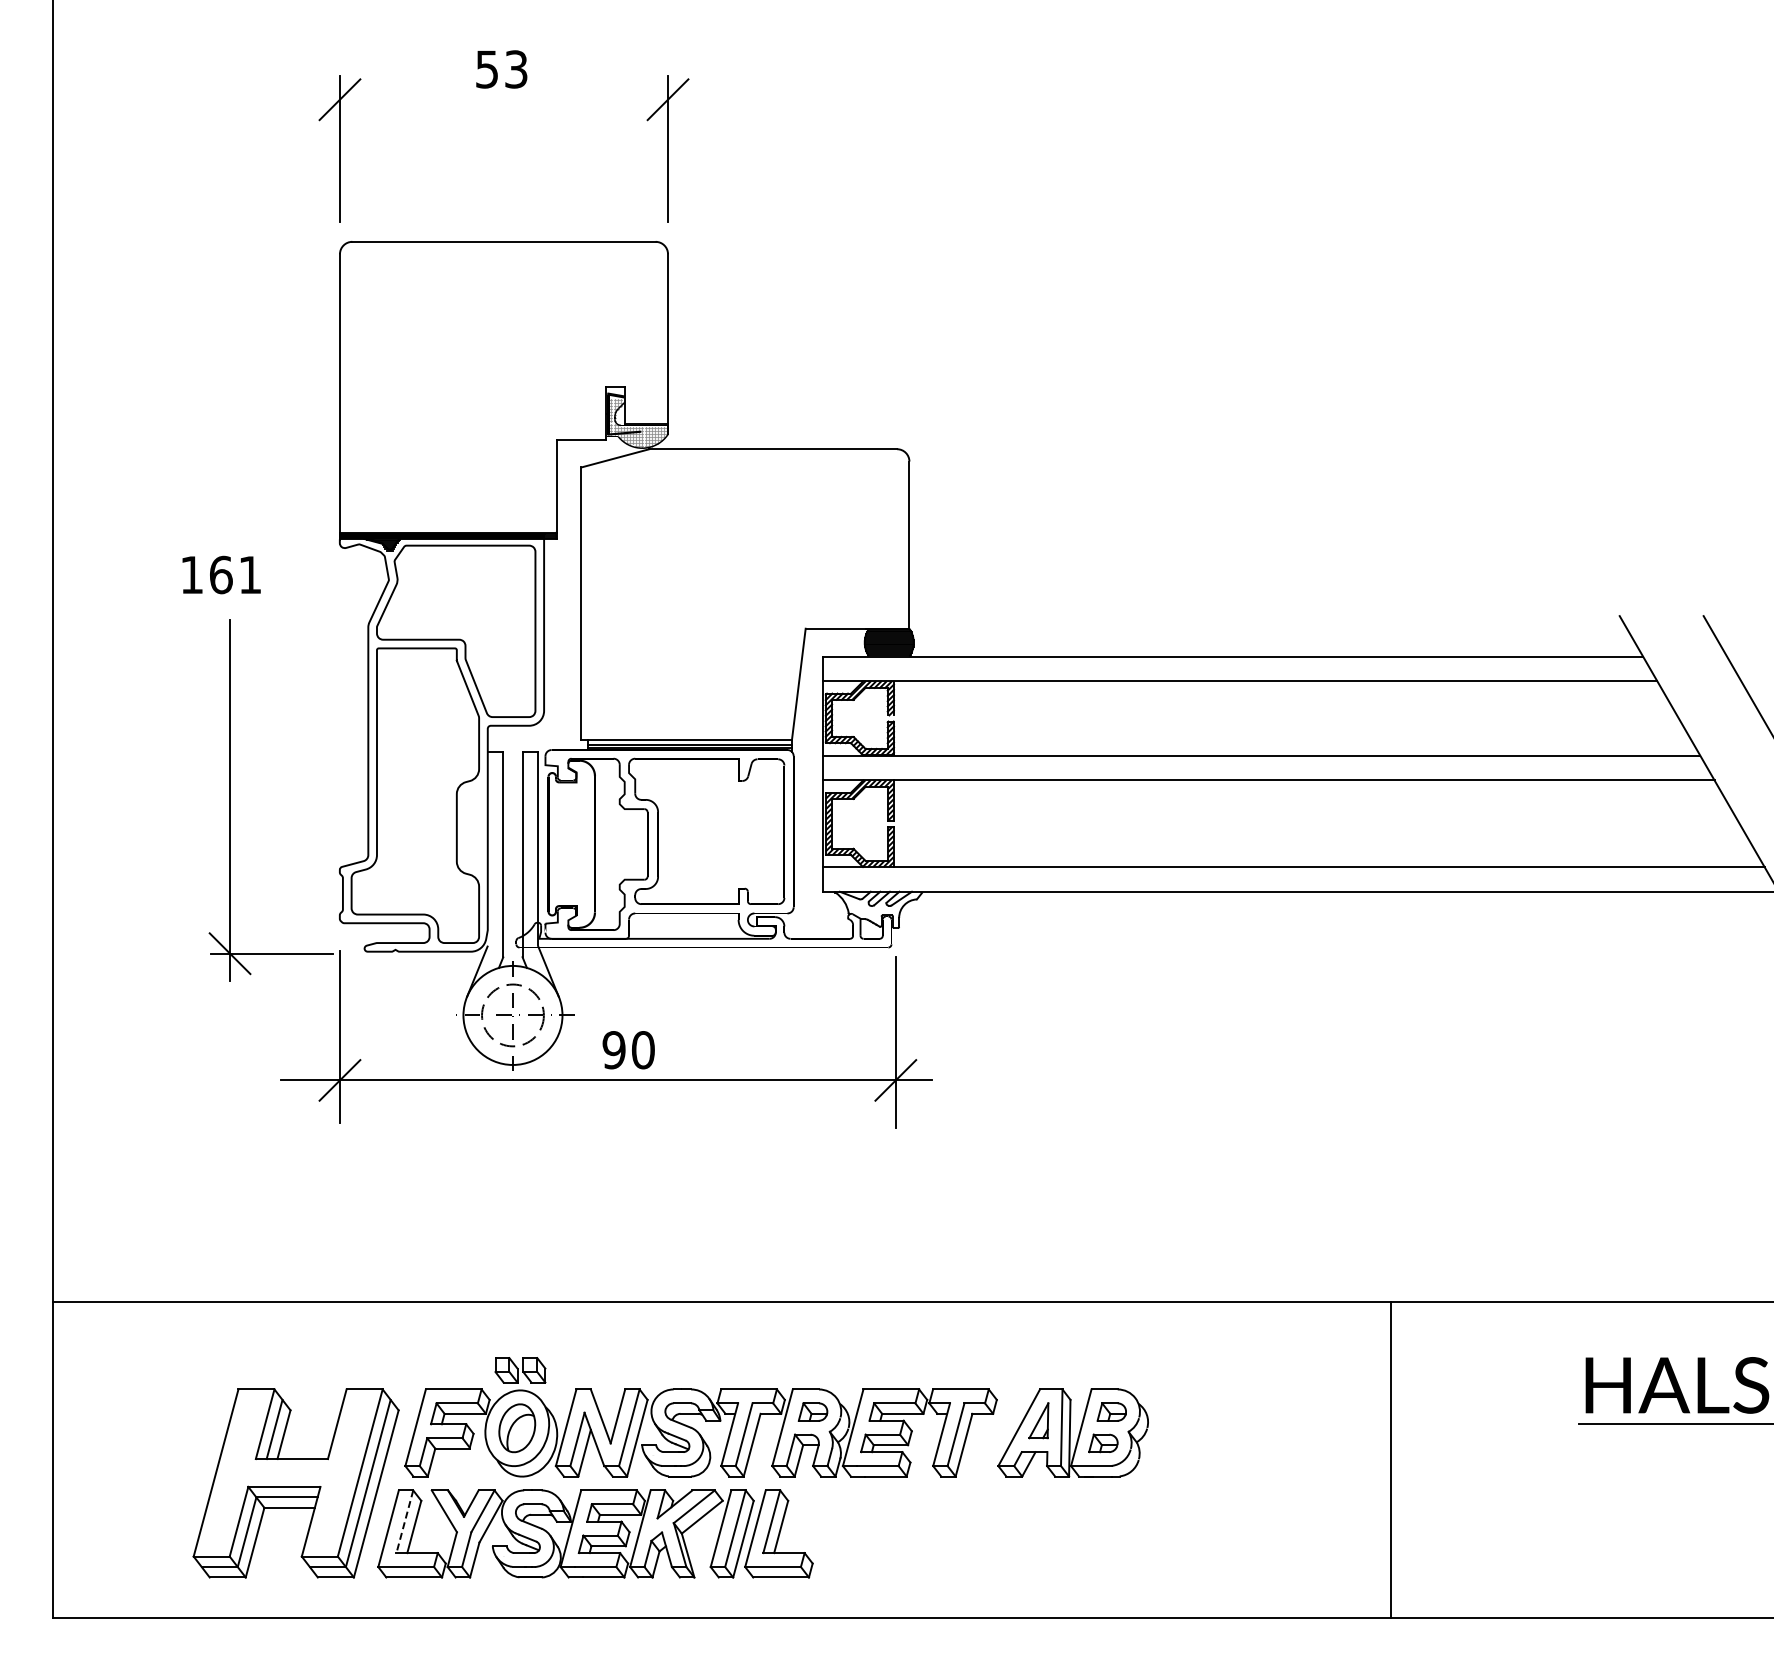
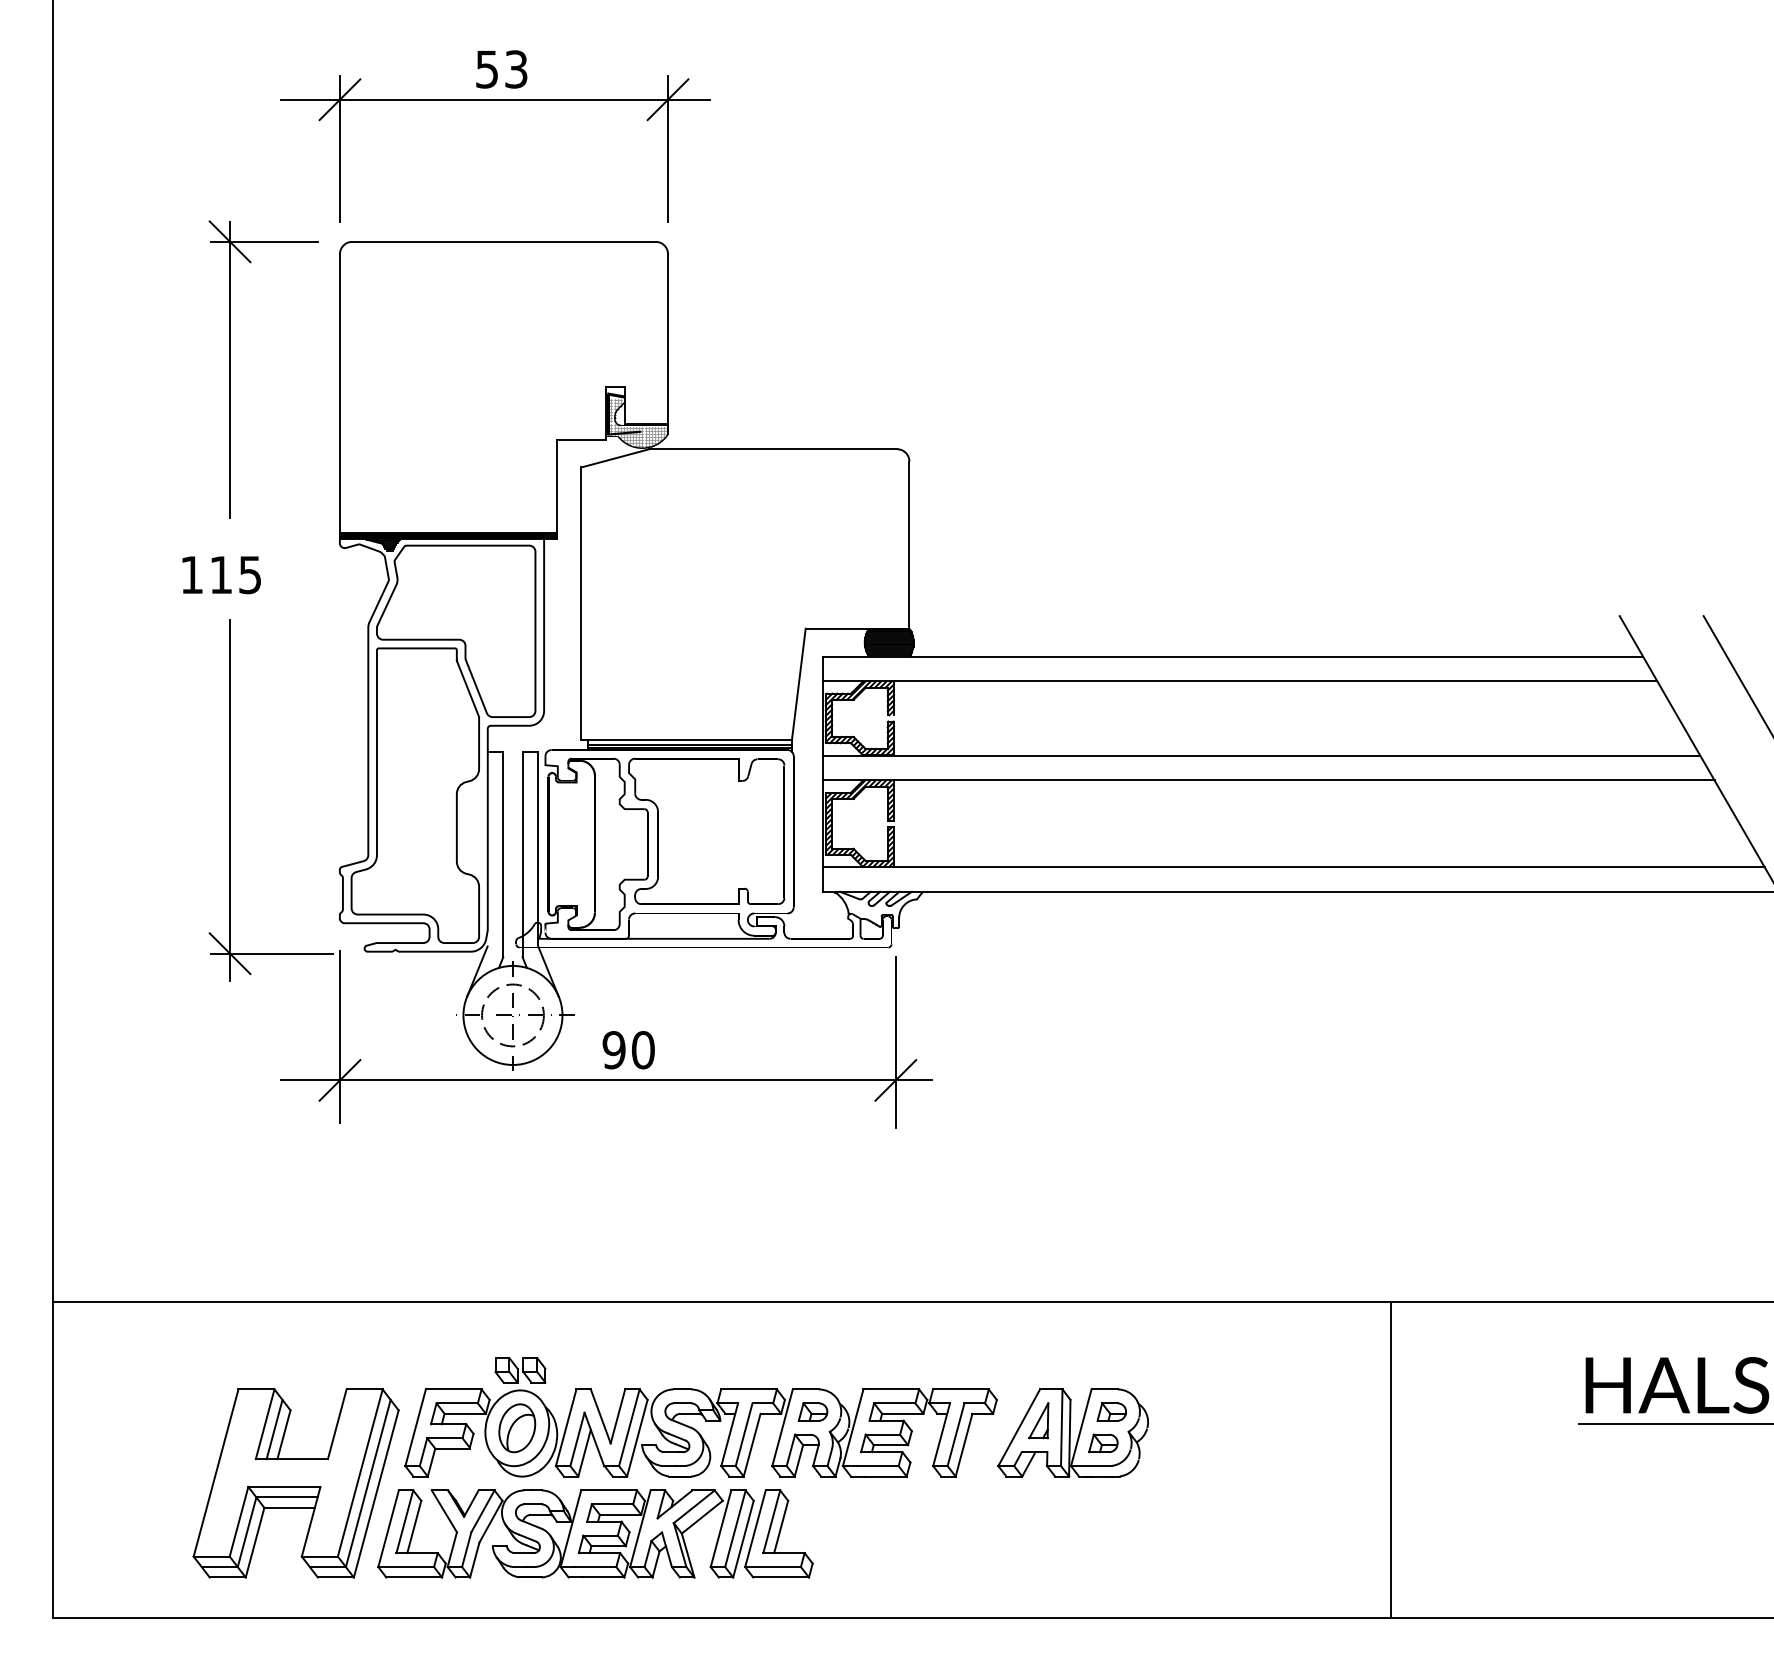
line: none -> present (495, 99)
part: none -> present (230, 369)
text: 161 -> 115 (235, 574)
line: dashed -> solid (404, 1522)
